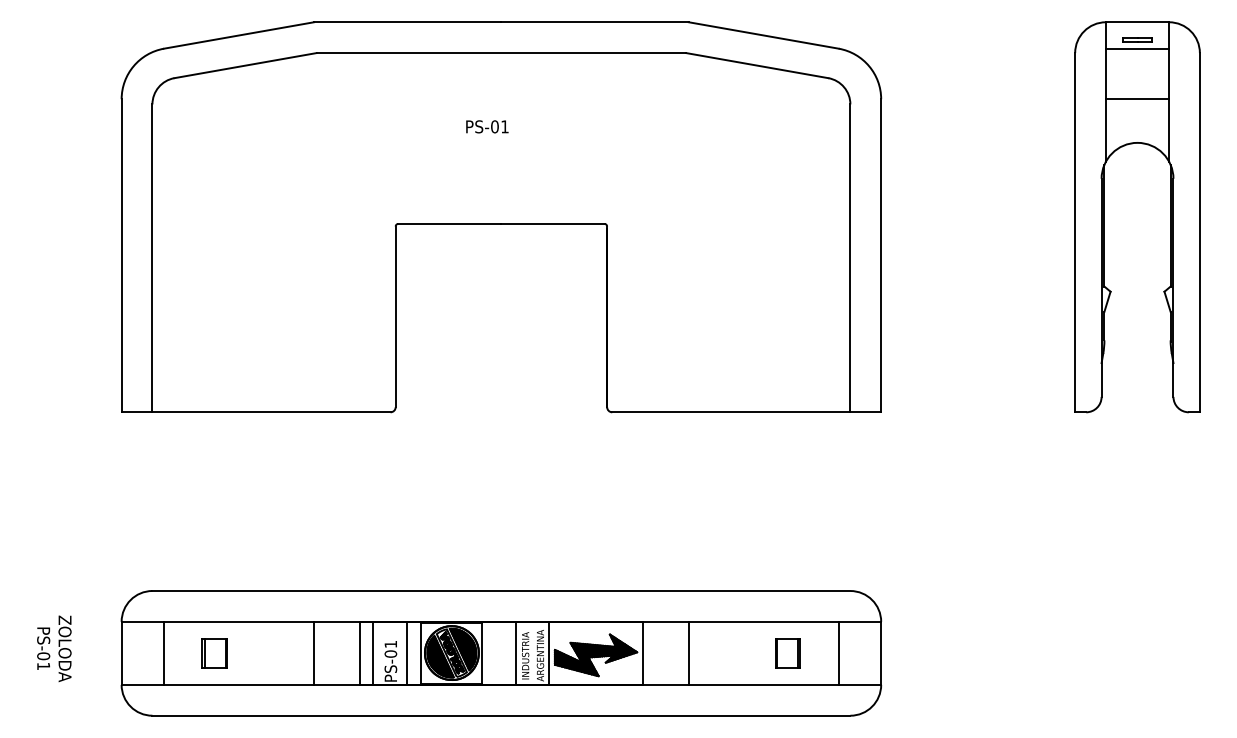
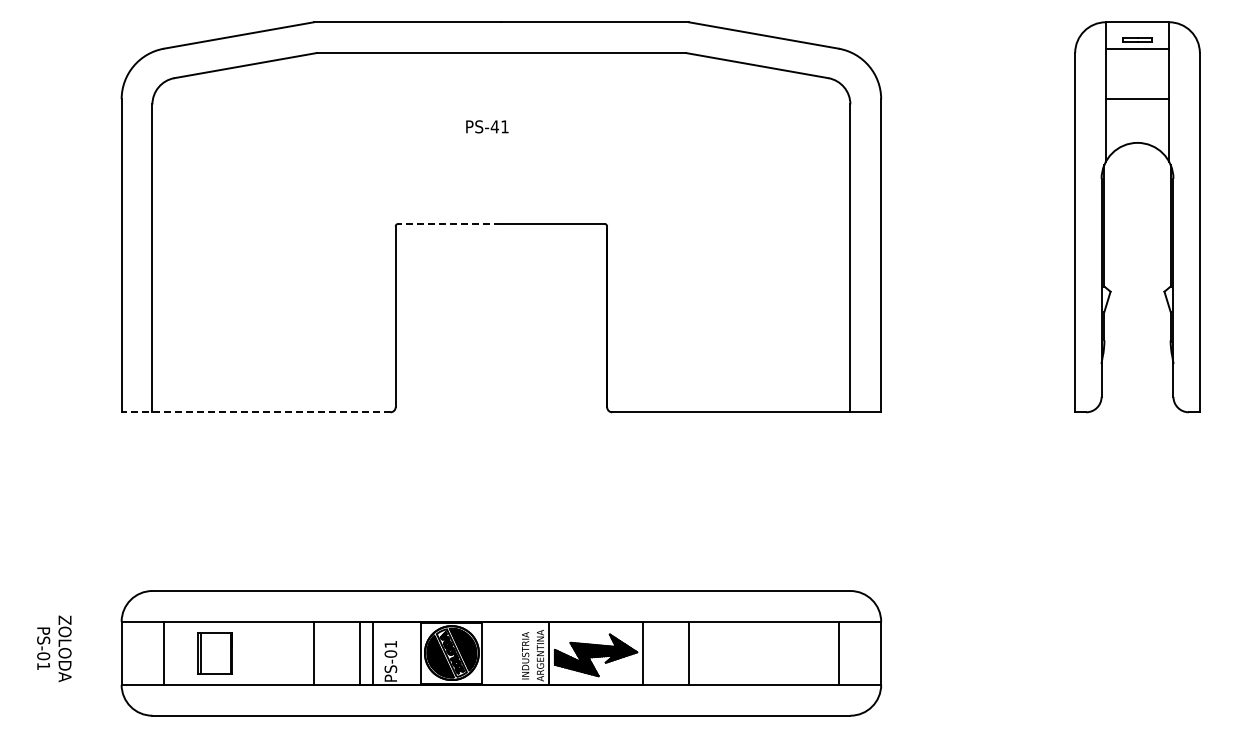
text: PS-01 -> PS-41 (494, 126)
line: solid -> dashed (449, 223)
line: solid -> dashed (255, 412)
line: present -> none (406, 652)
line: present -> none (515, 652)
part size: 27x31 px -> 36x43 px (214, 653)
part: present -> none (787, 653)
